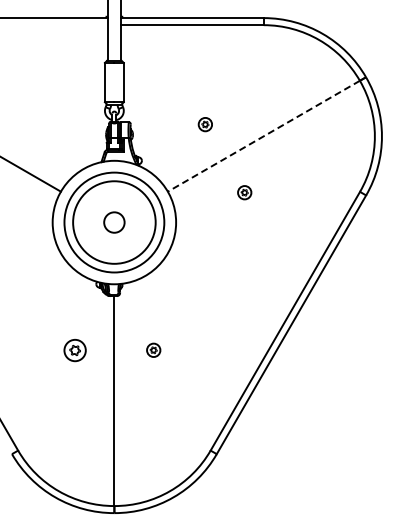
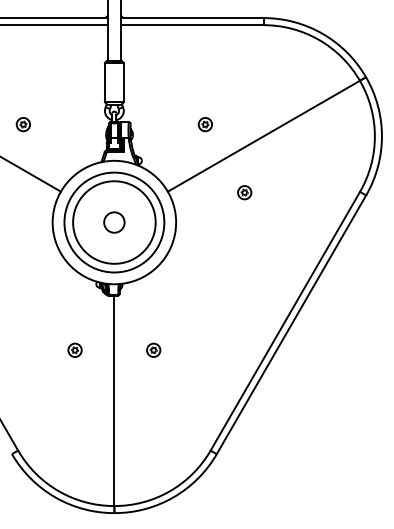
line: none -> present (55, 25)
part: none -> present (22, 124)
line: dashed -> solid (263, 136)
part size: 24x24 px -> 16x16 px (74, 349)
